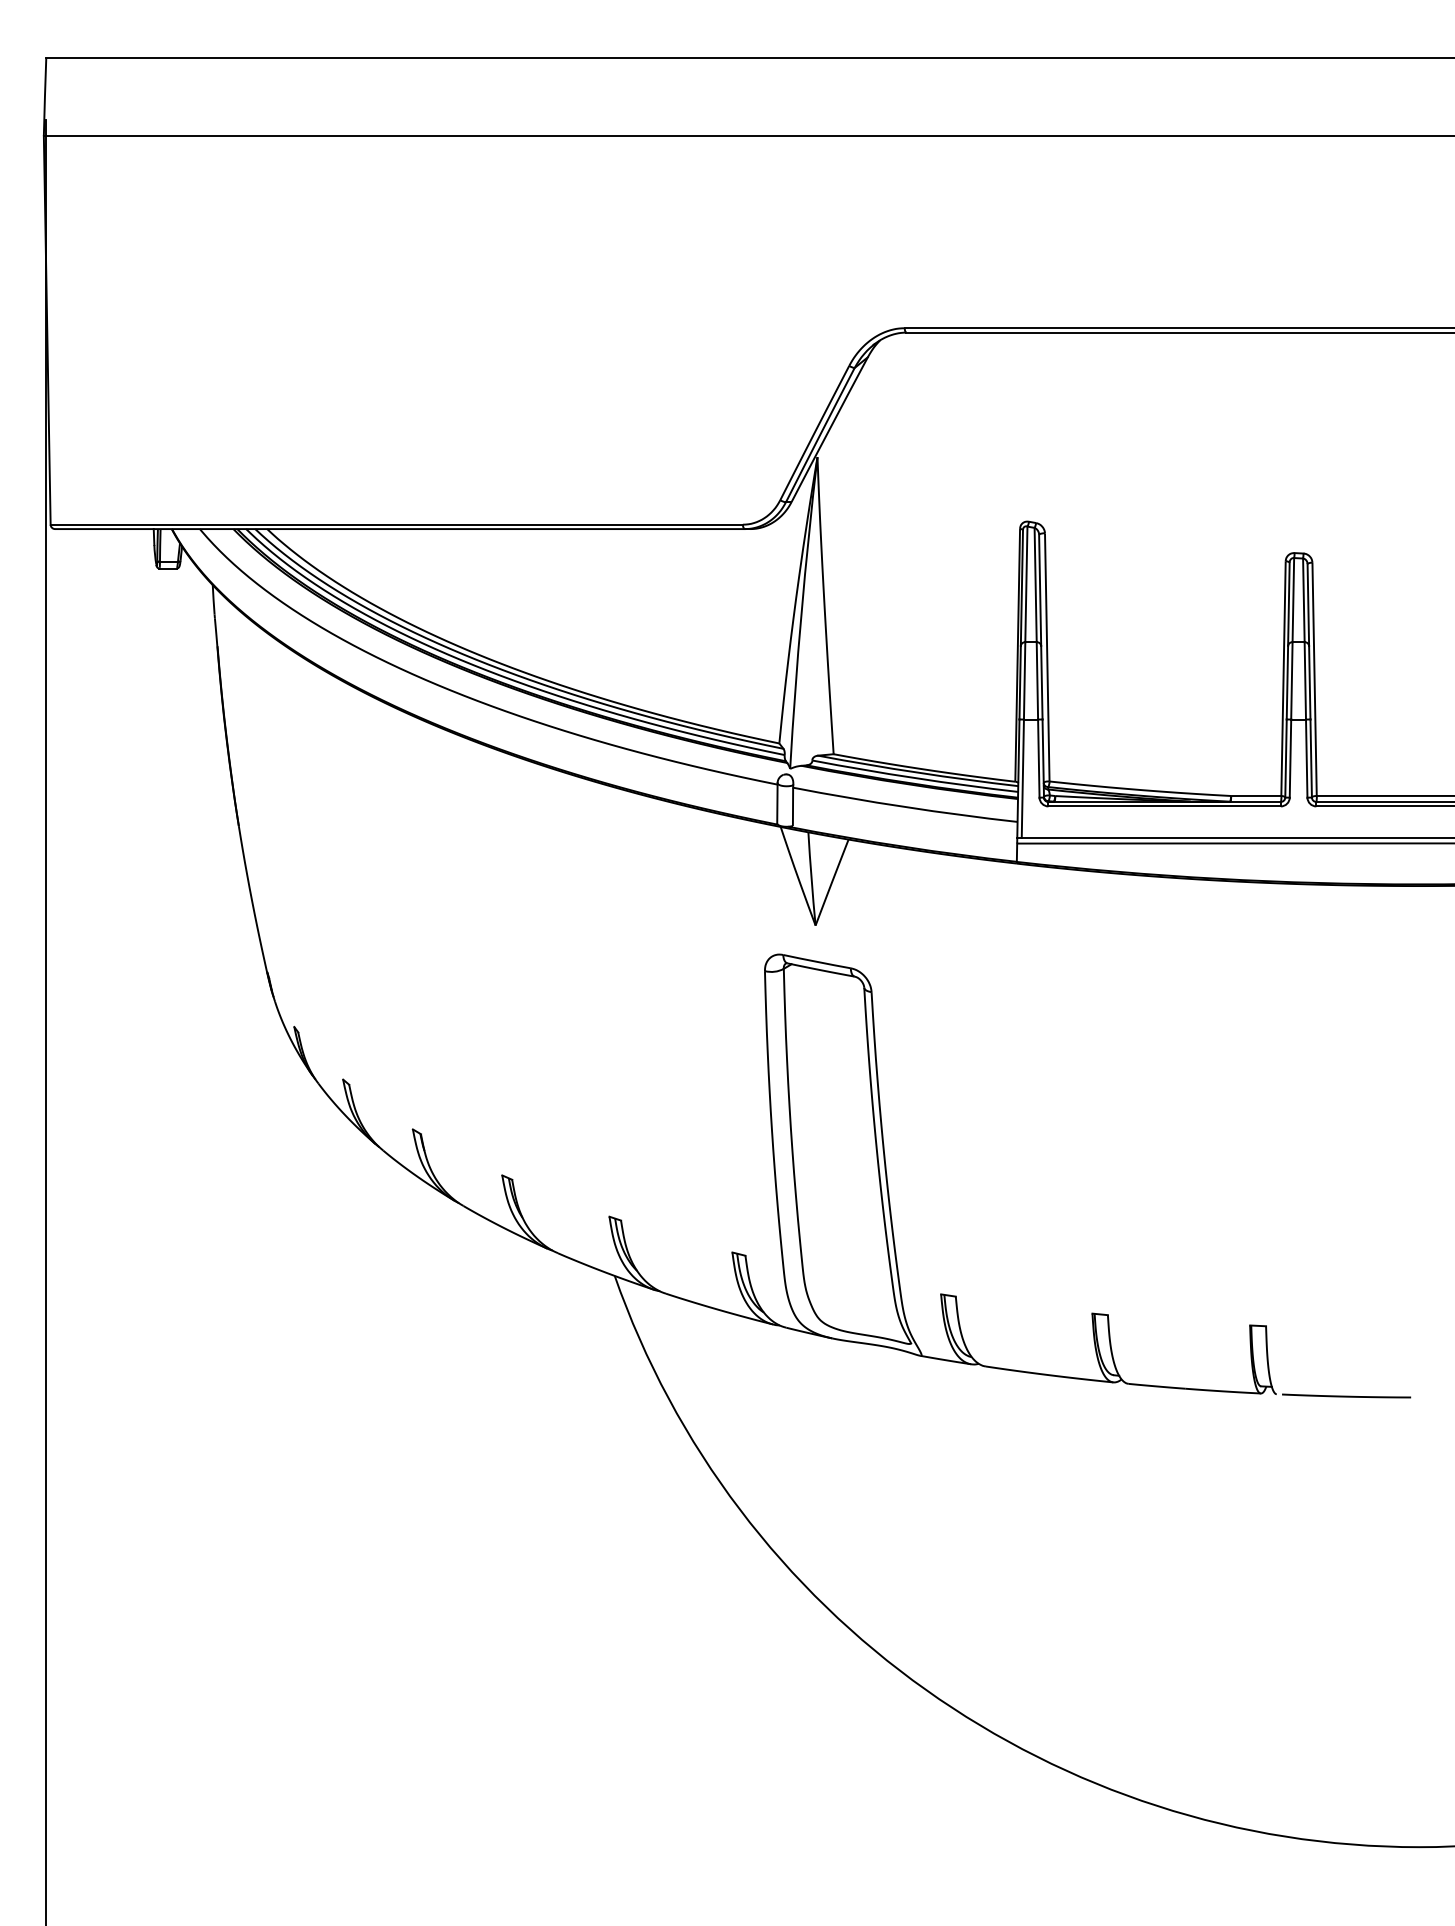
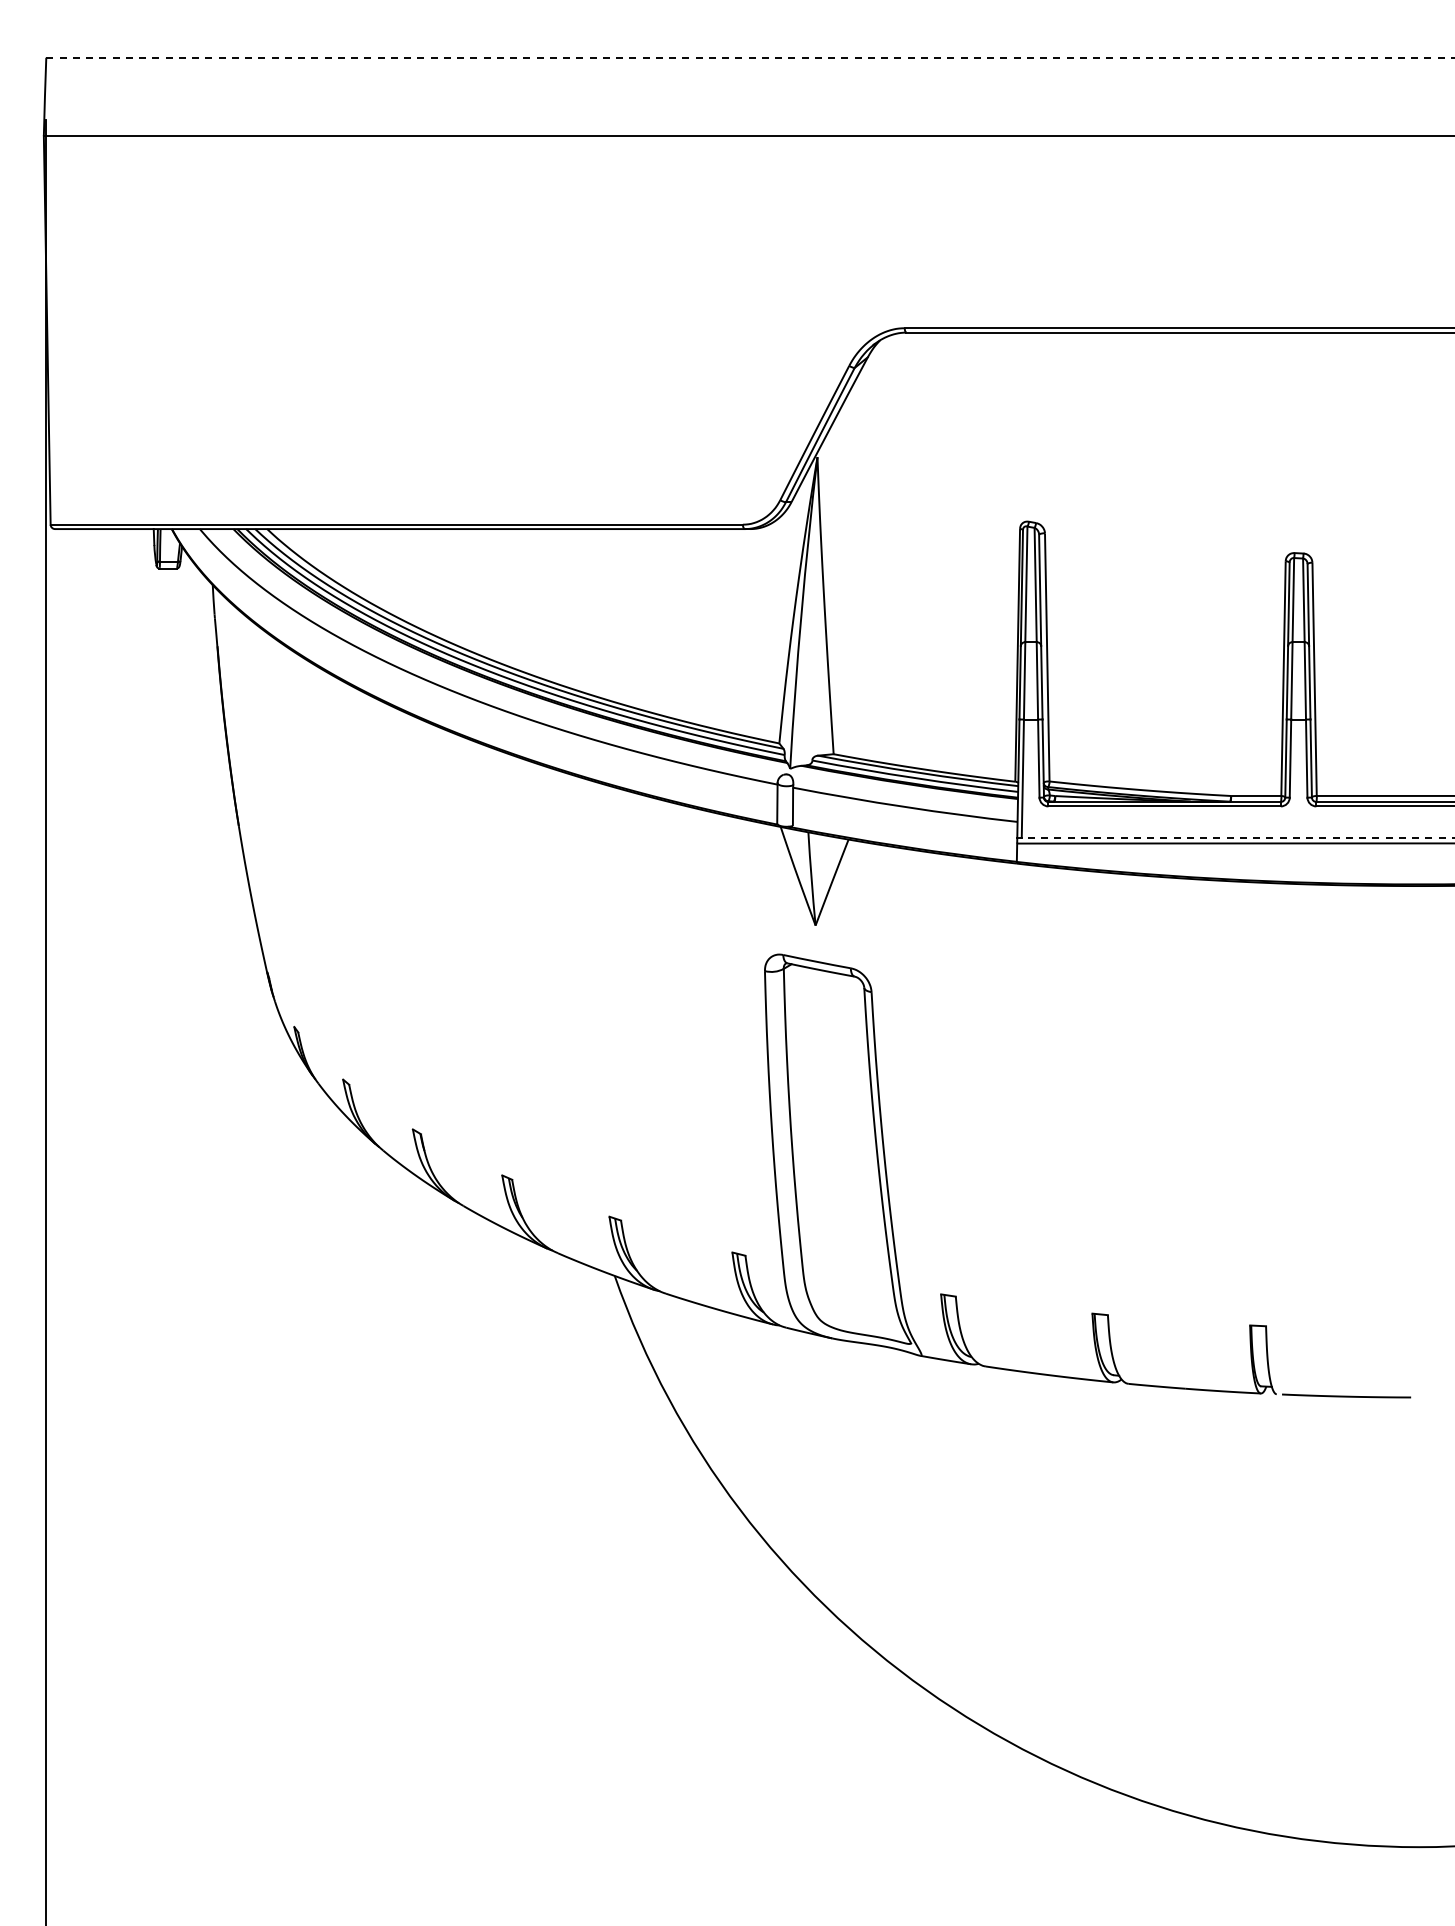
line: solid -> dashed (750, 57)
line: solid -> dashed (1237, 837)
